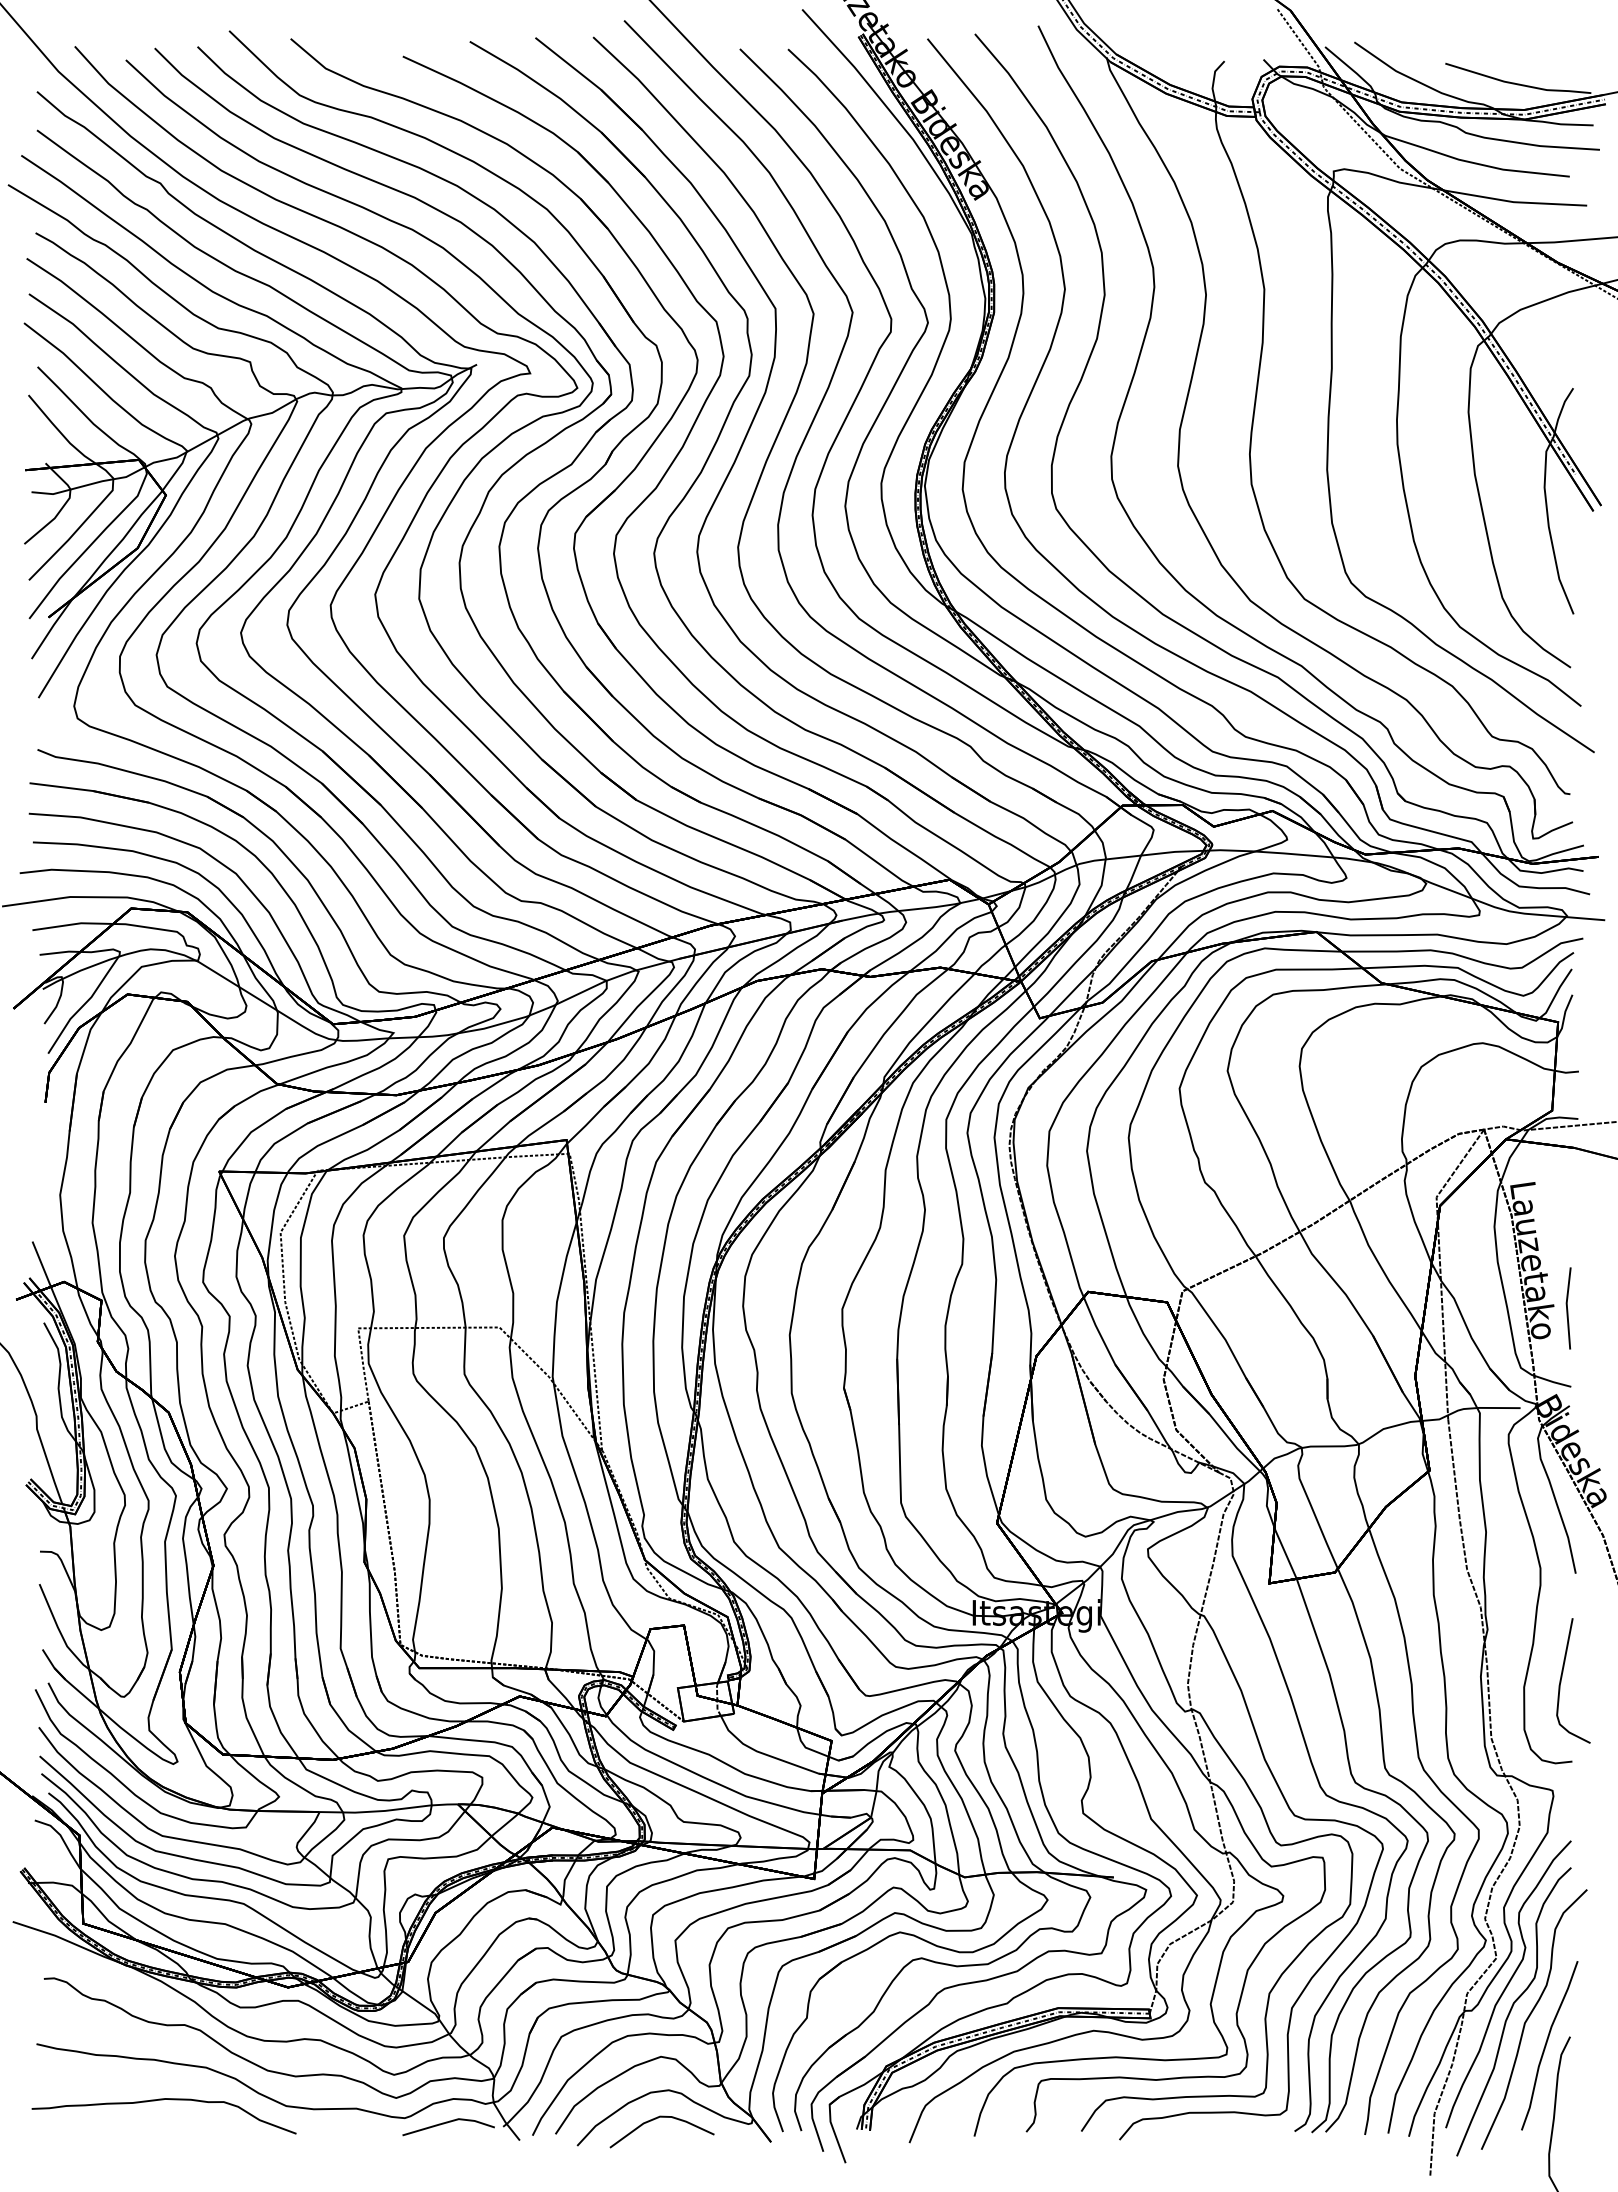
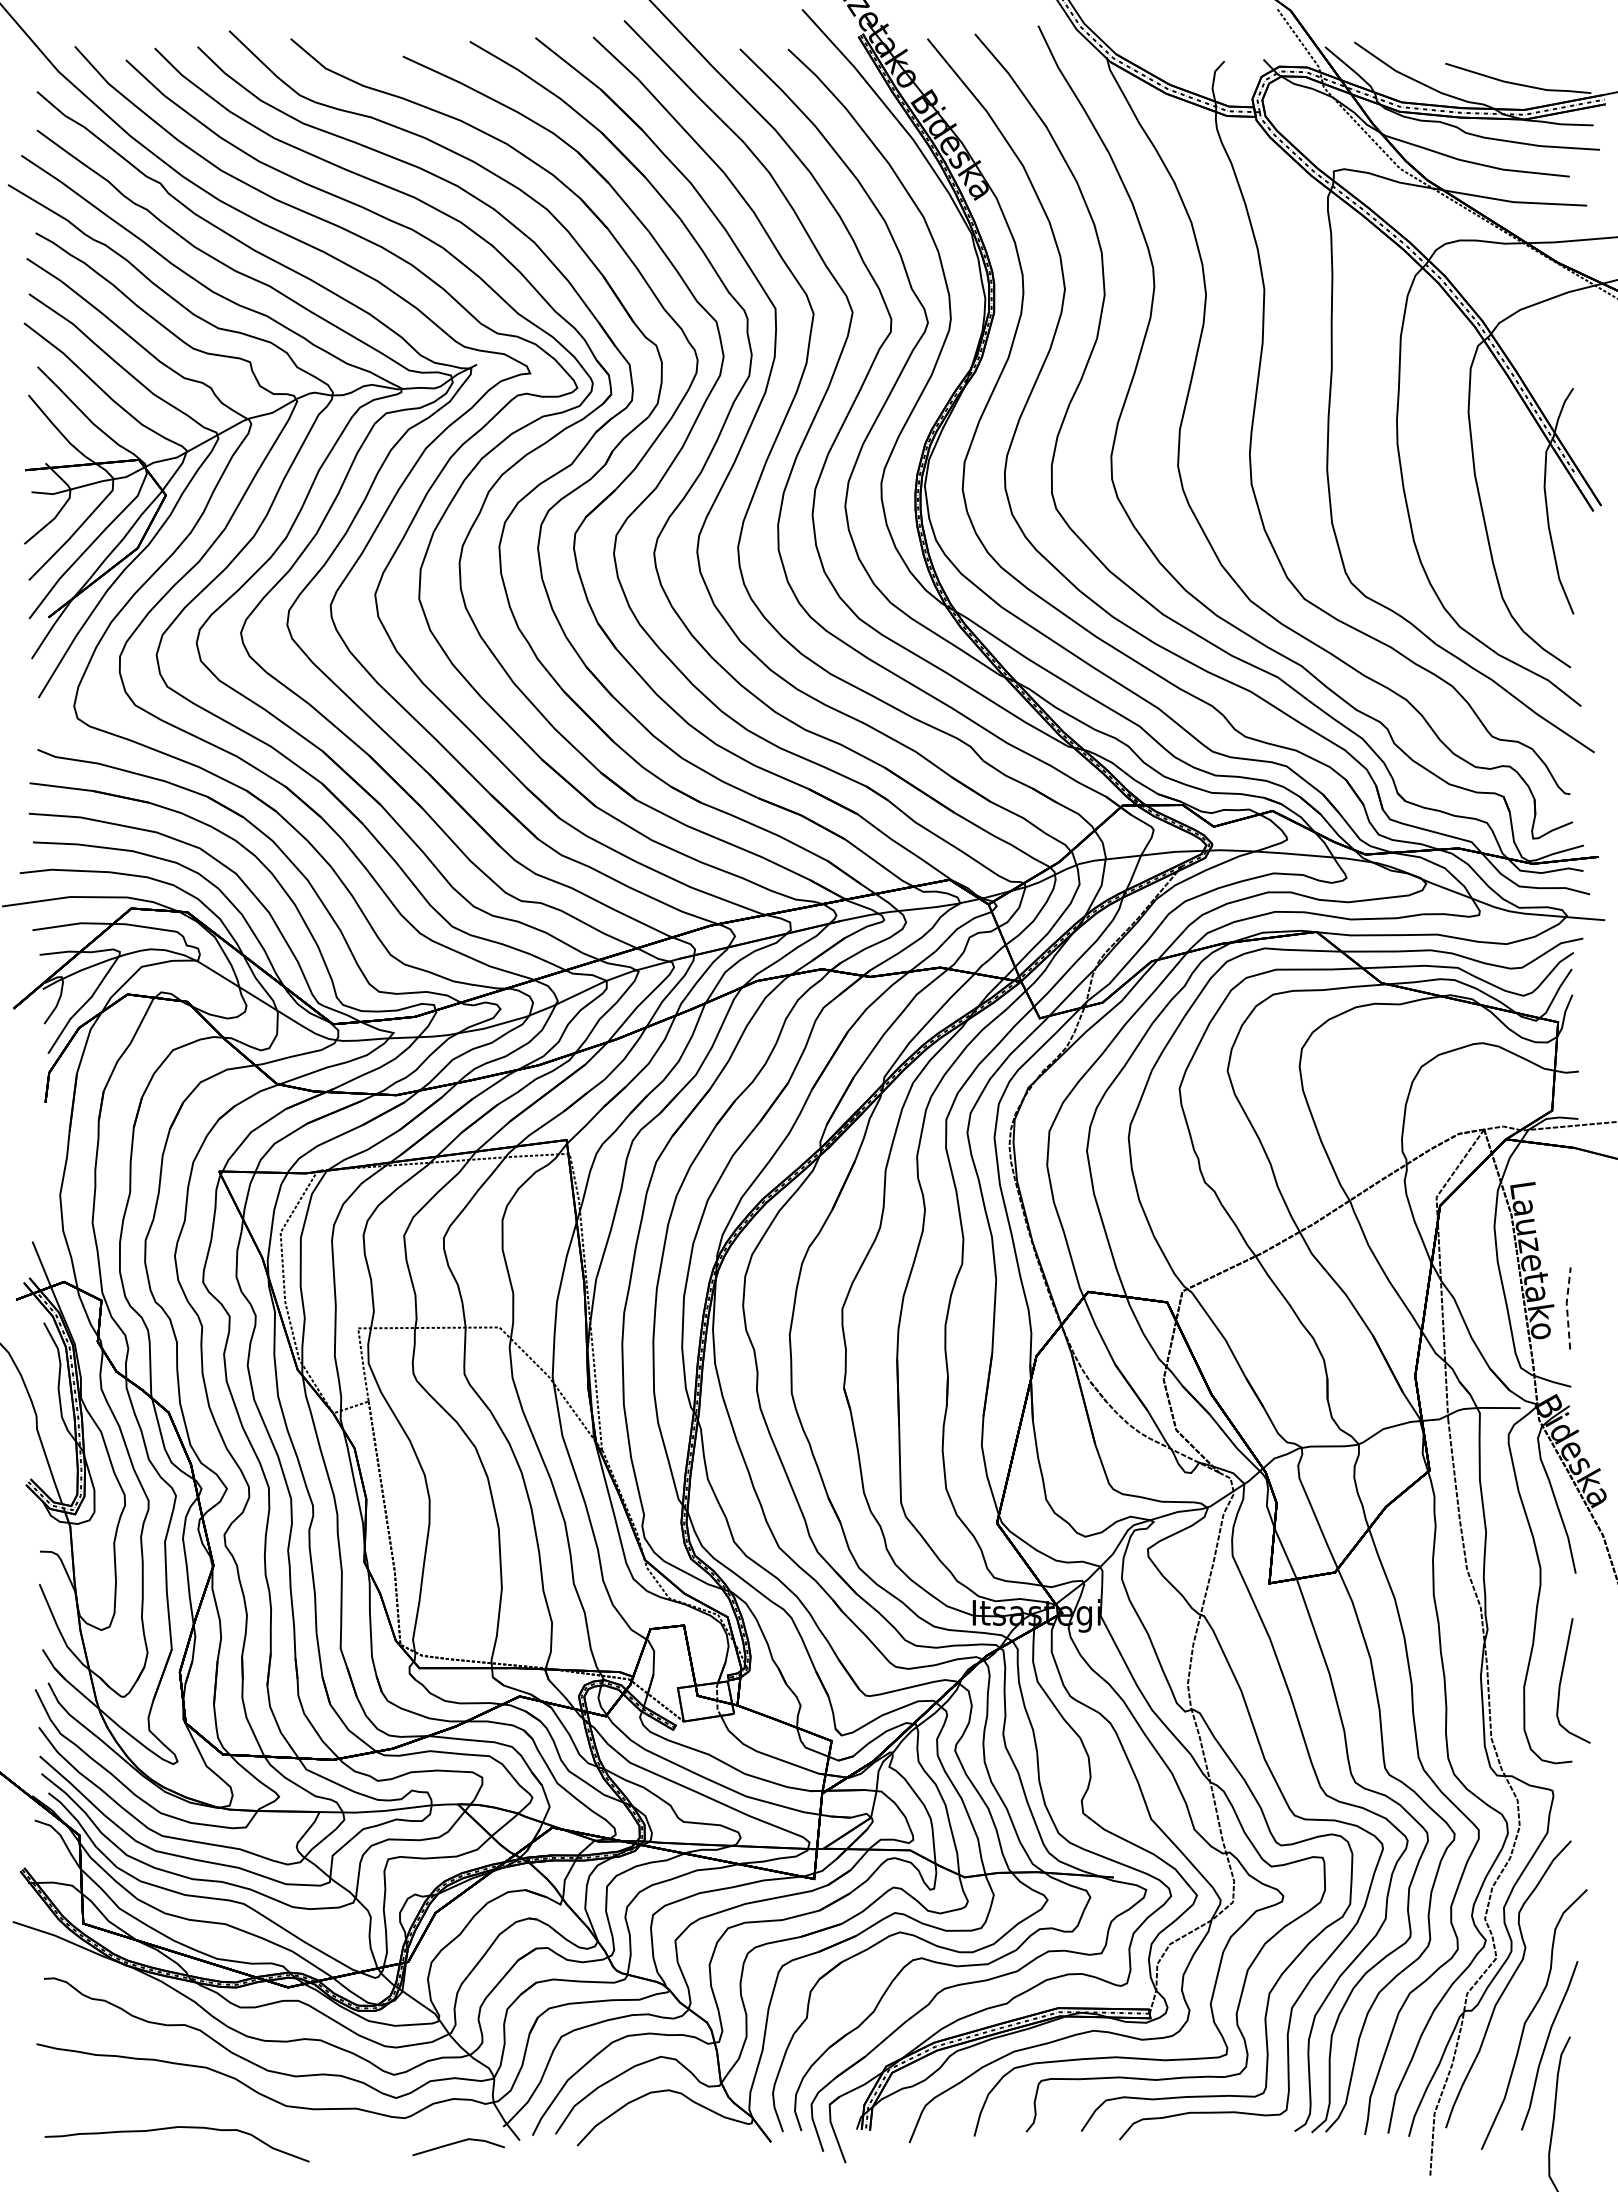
line: solid -> dashed (1566, 1307)
curve: present -> none (1511, 2011)
curve position: (163, 2100) -> (176, 2128) (176, 2128)
curve: present -> none (656, 2119)
line position: (447, 2123) -> (457, 2143) (457, 2143)
